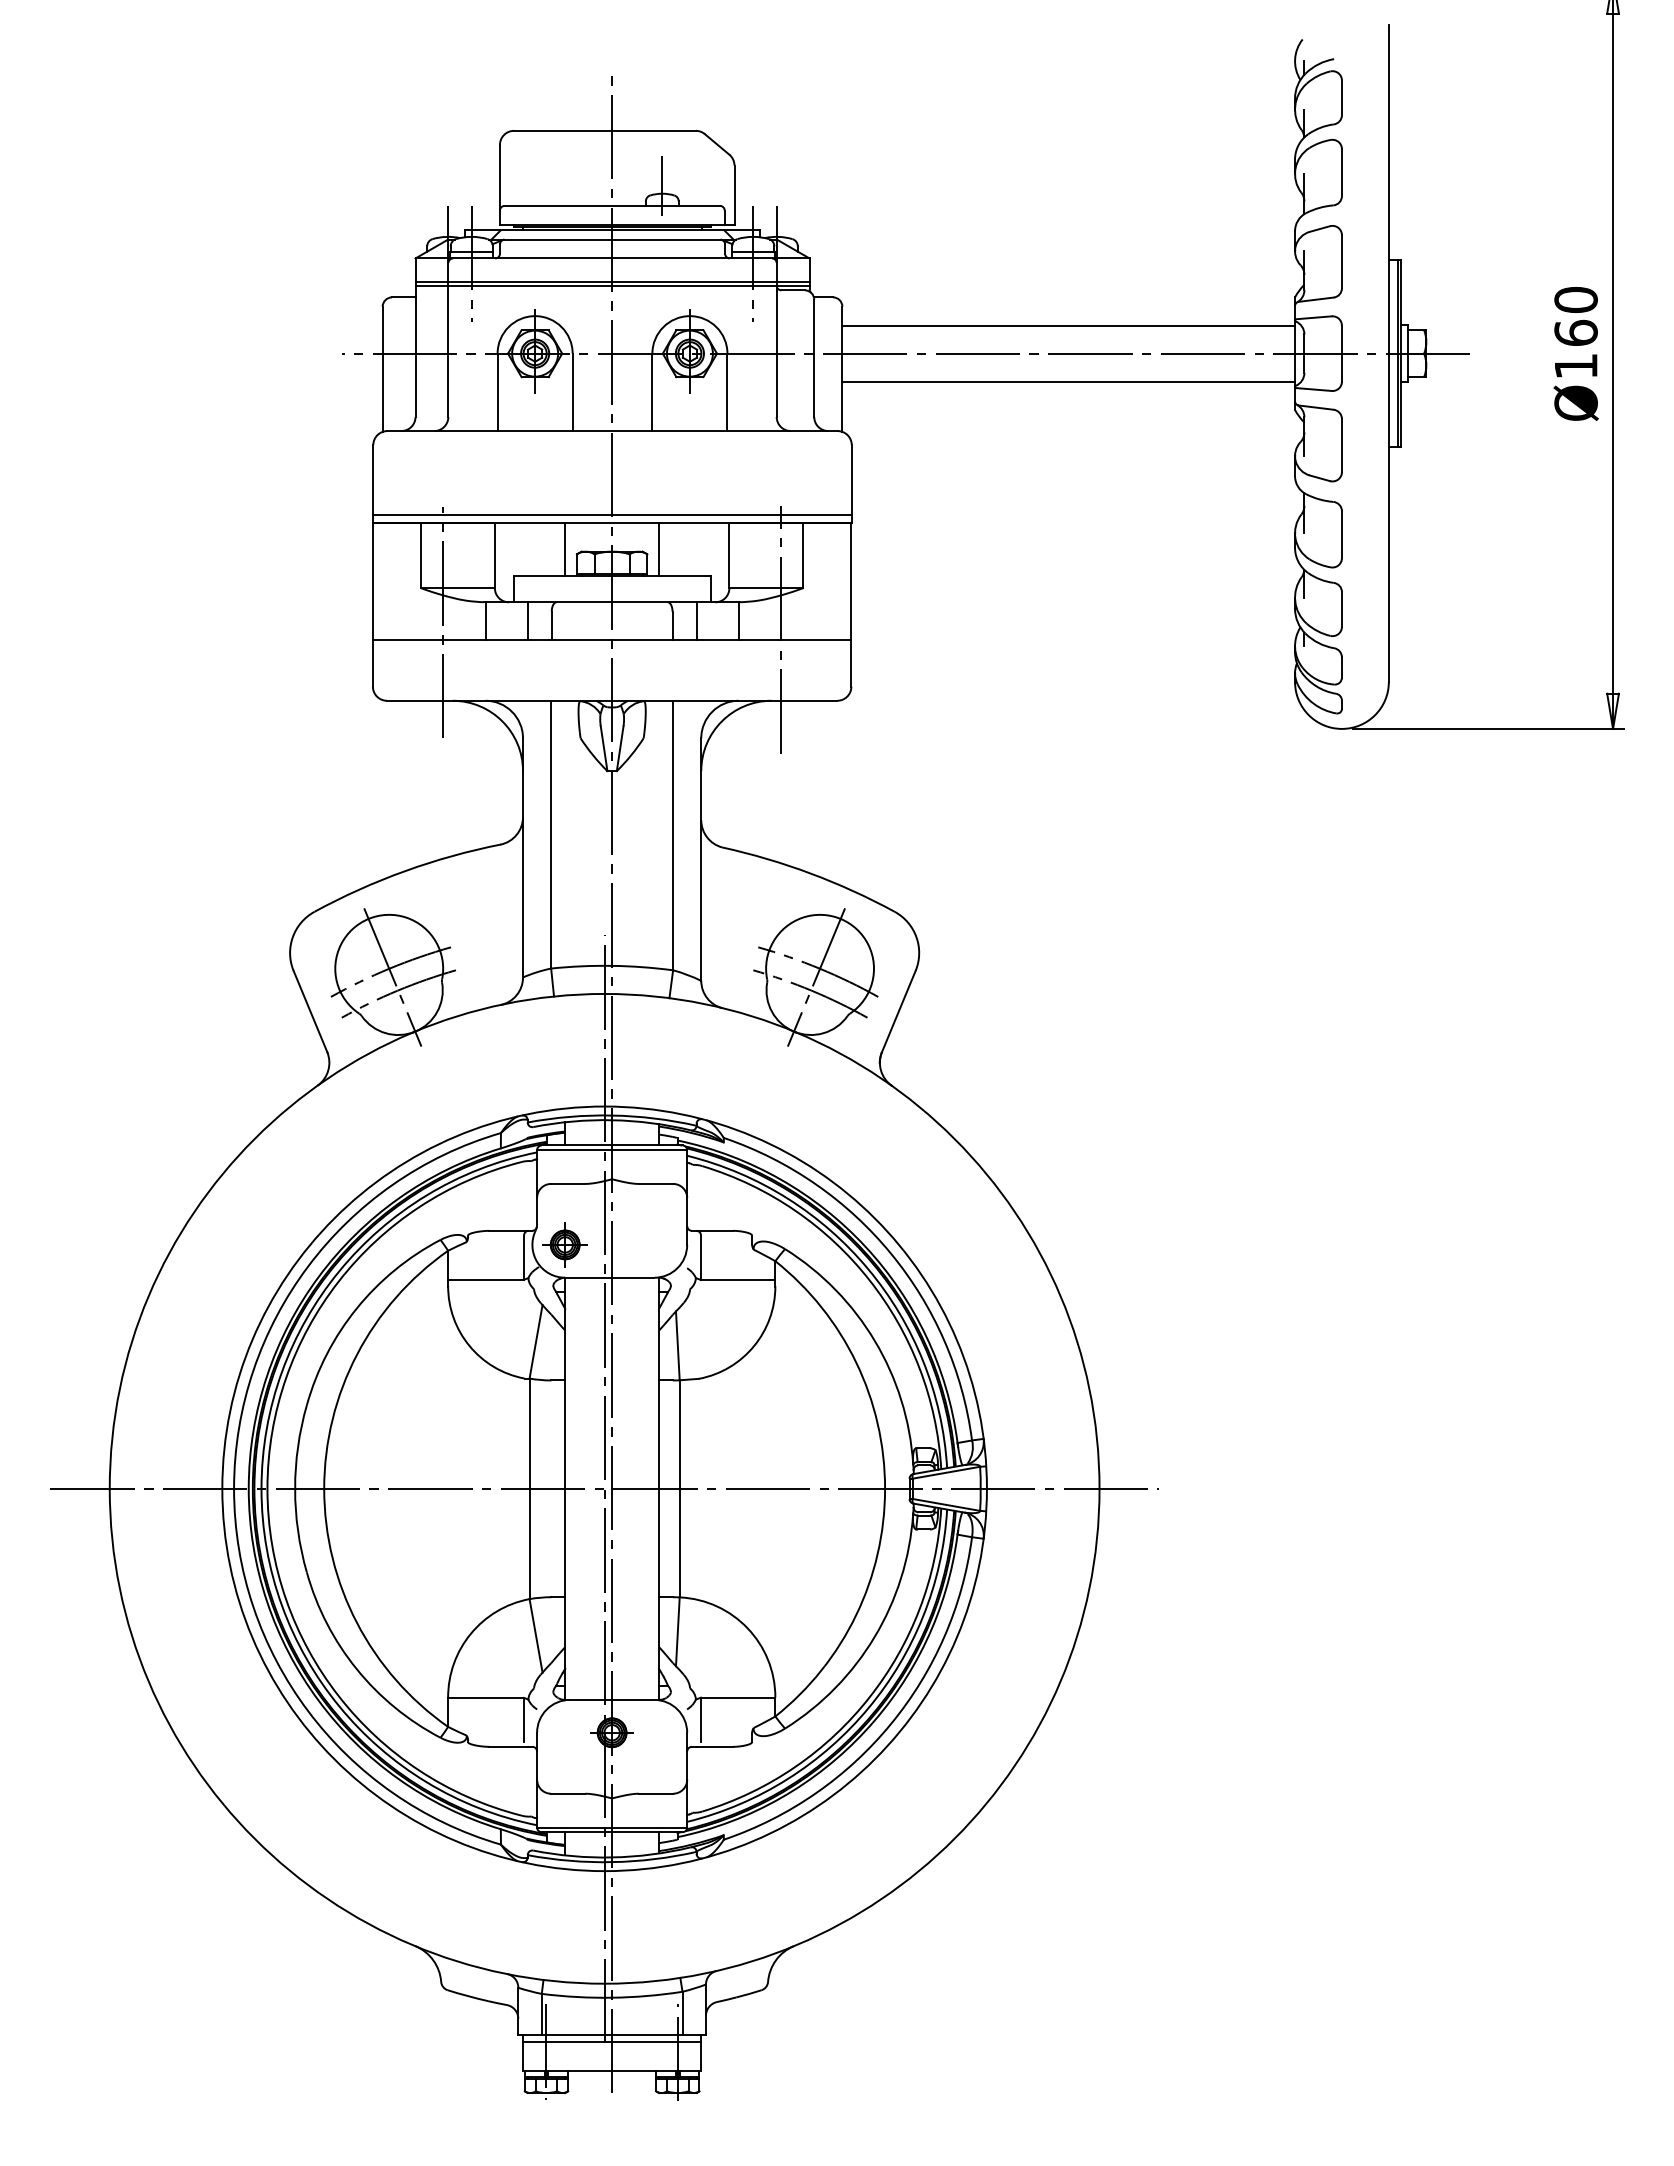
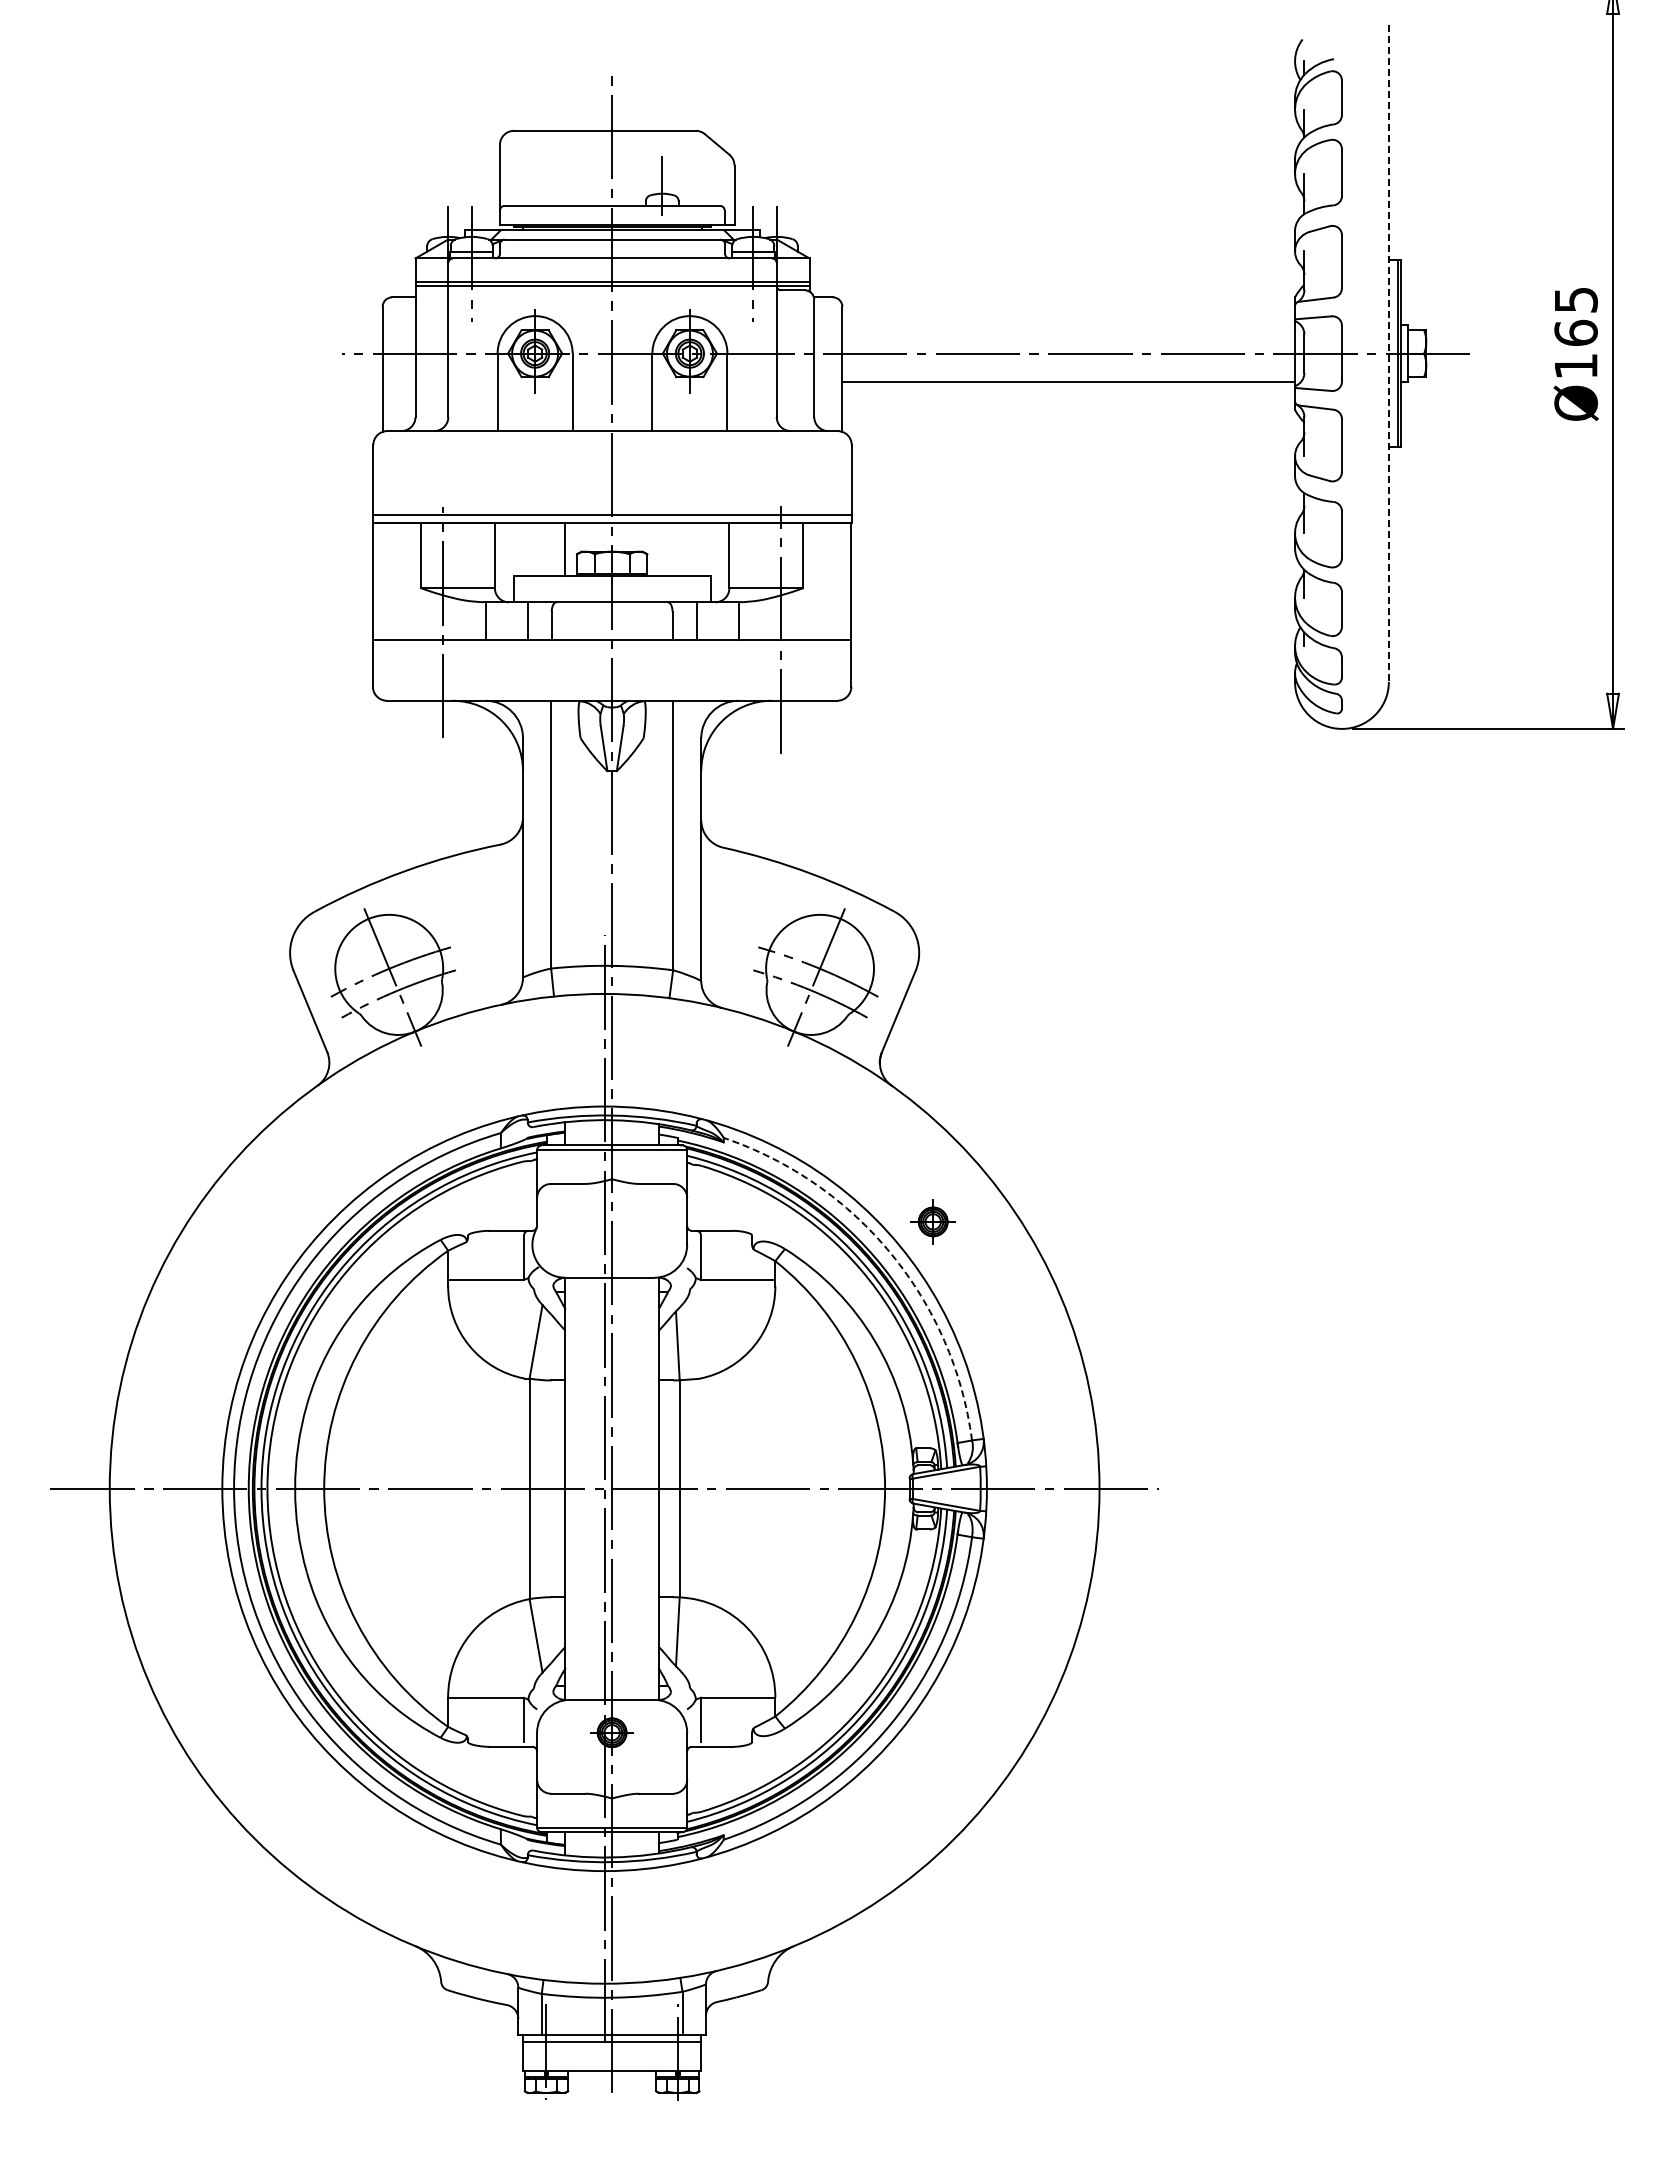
text: Ø160 -> Ø165 (1575, 300)
line: present -> none (1068, 325)
line: solid -> dashed (1388, 354)
line: present -> none (659, 549)
part position: (564, 1244) -> (932, 1221) (932, 1221)
arc: solid -> dashed (891, 1253)
